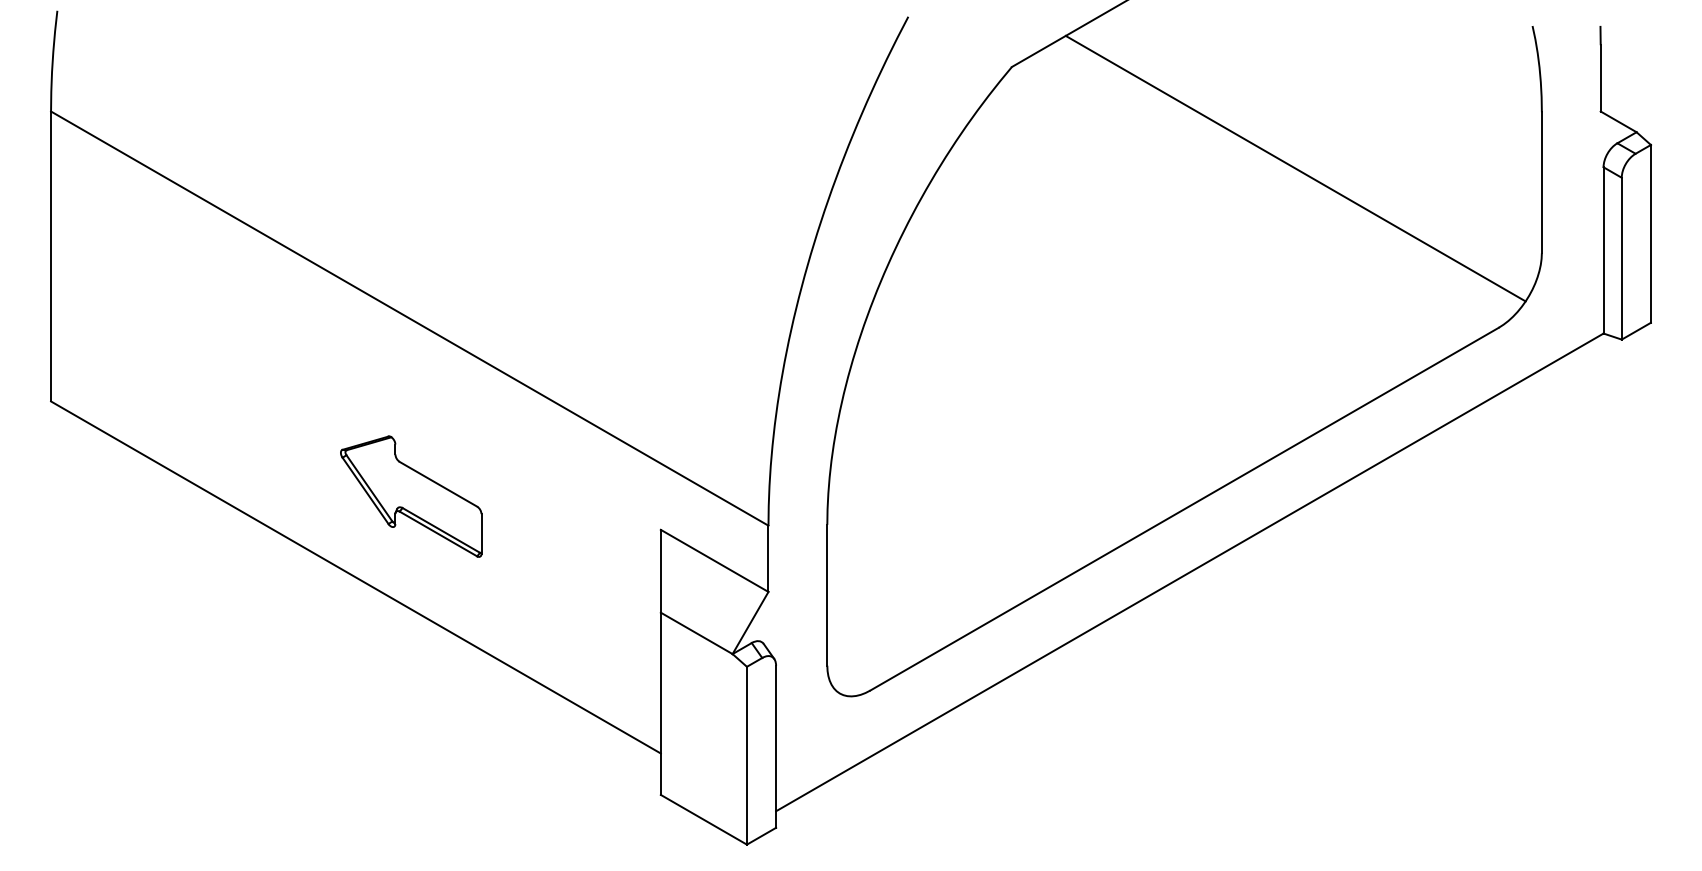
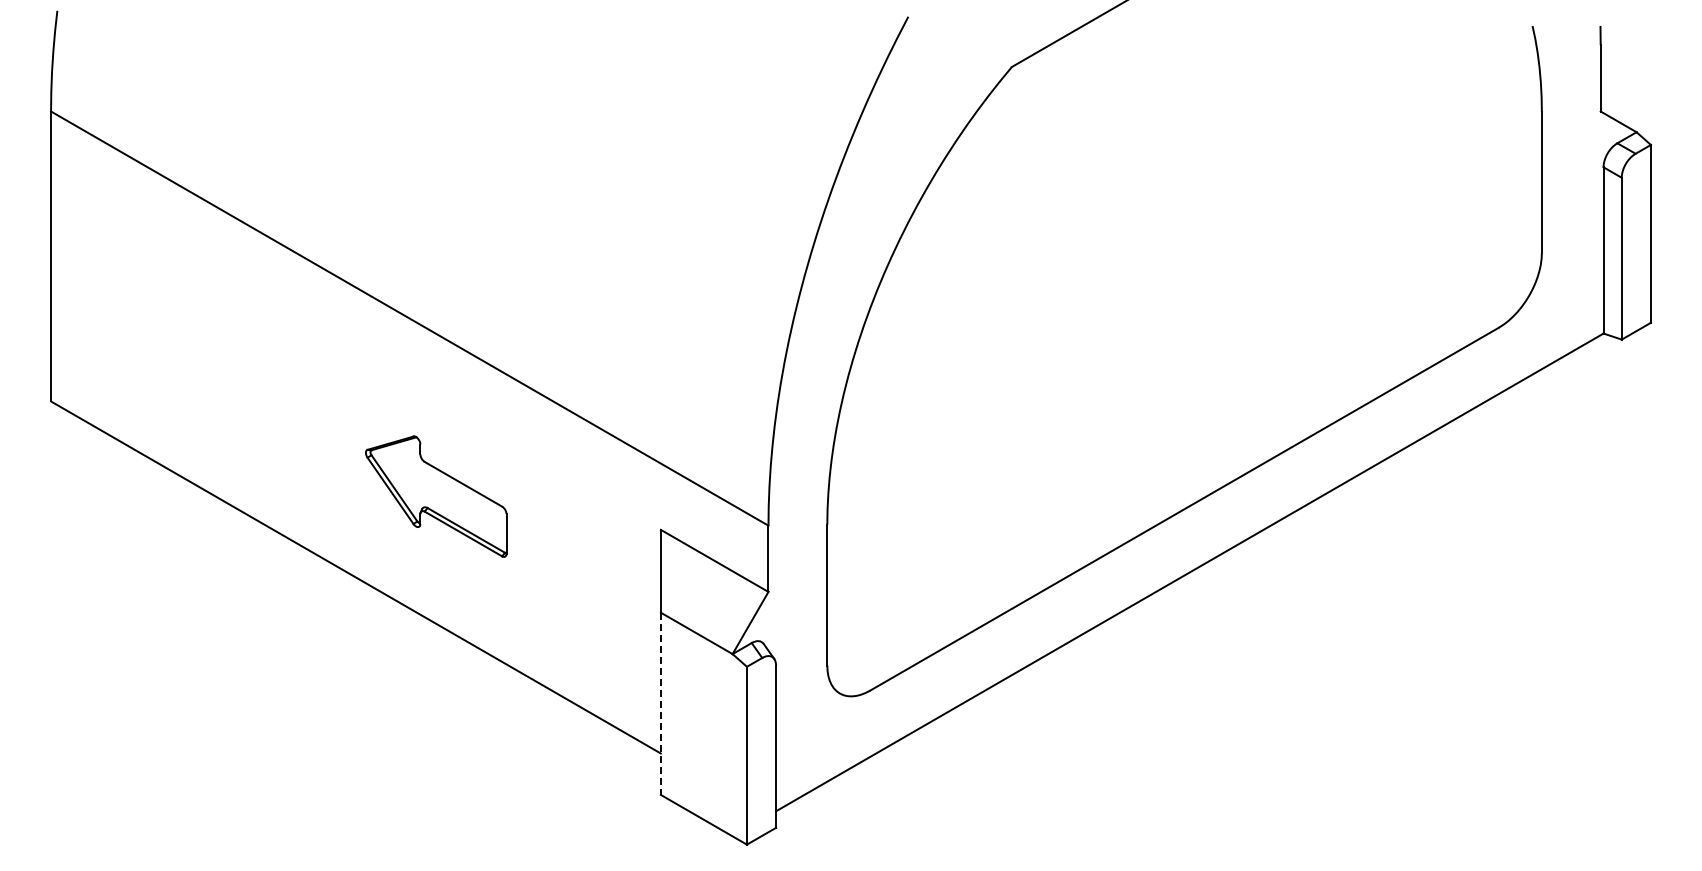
line: present -> none (1295, 168)
part position: (411, 496) -> (436, 496) (436, 496)
line: solid -> dashed (660, 704)
